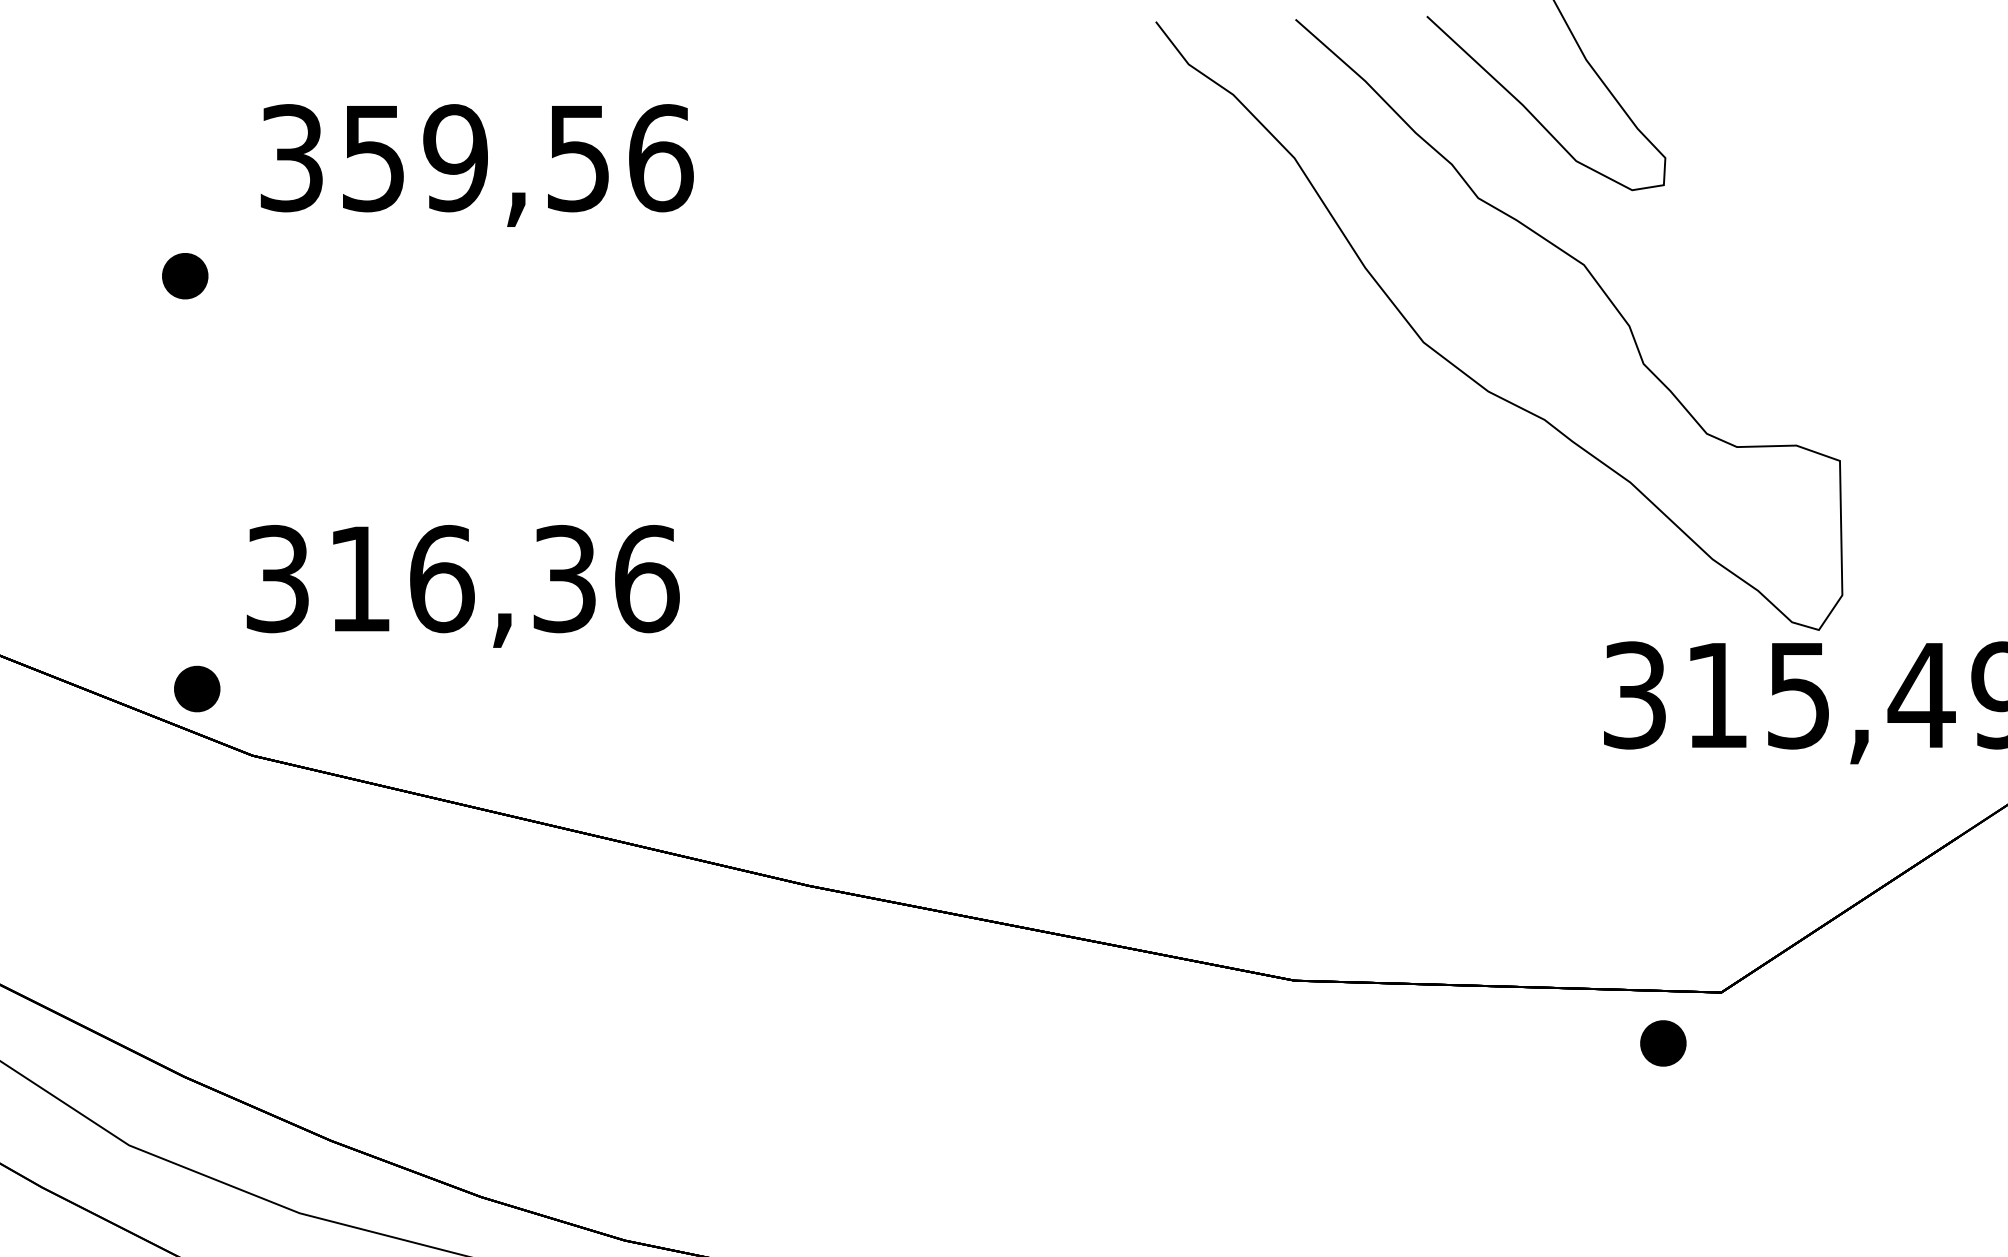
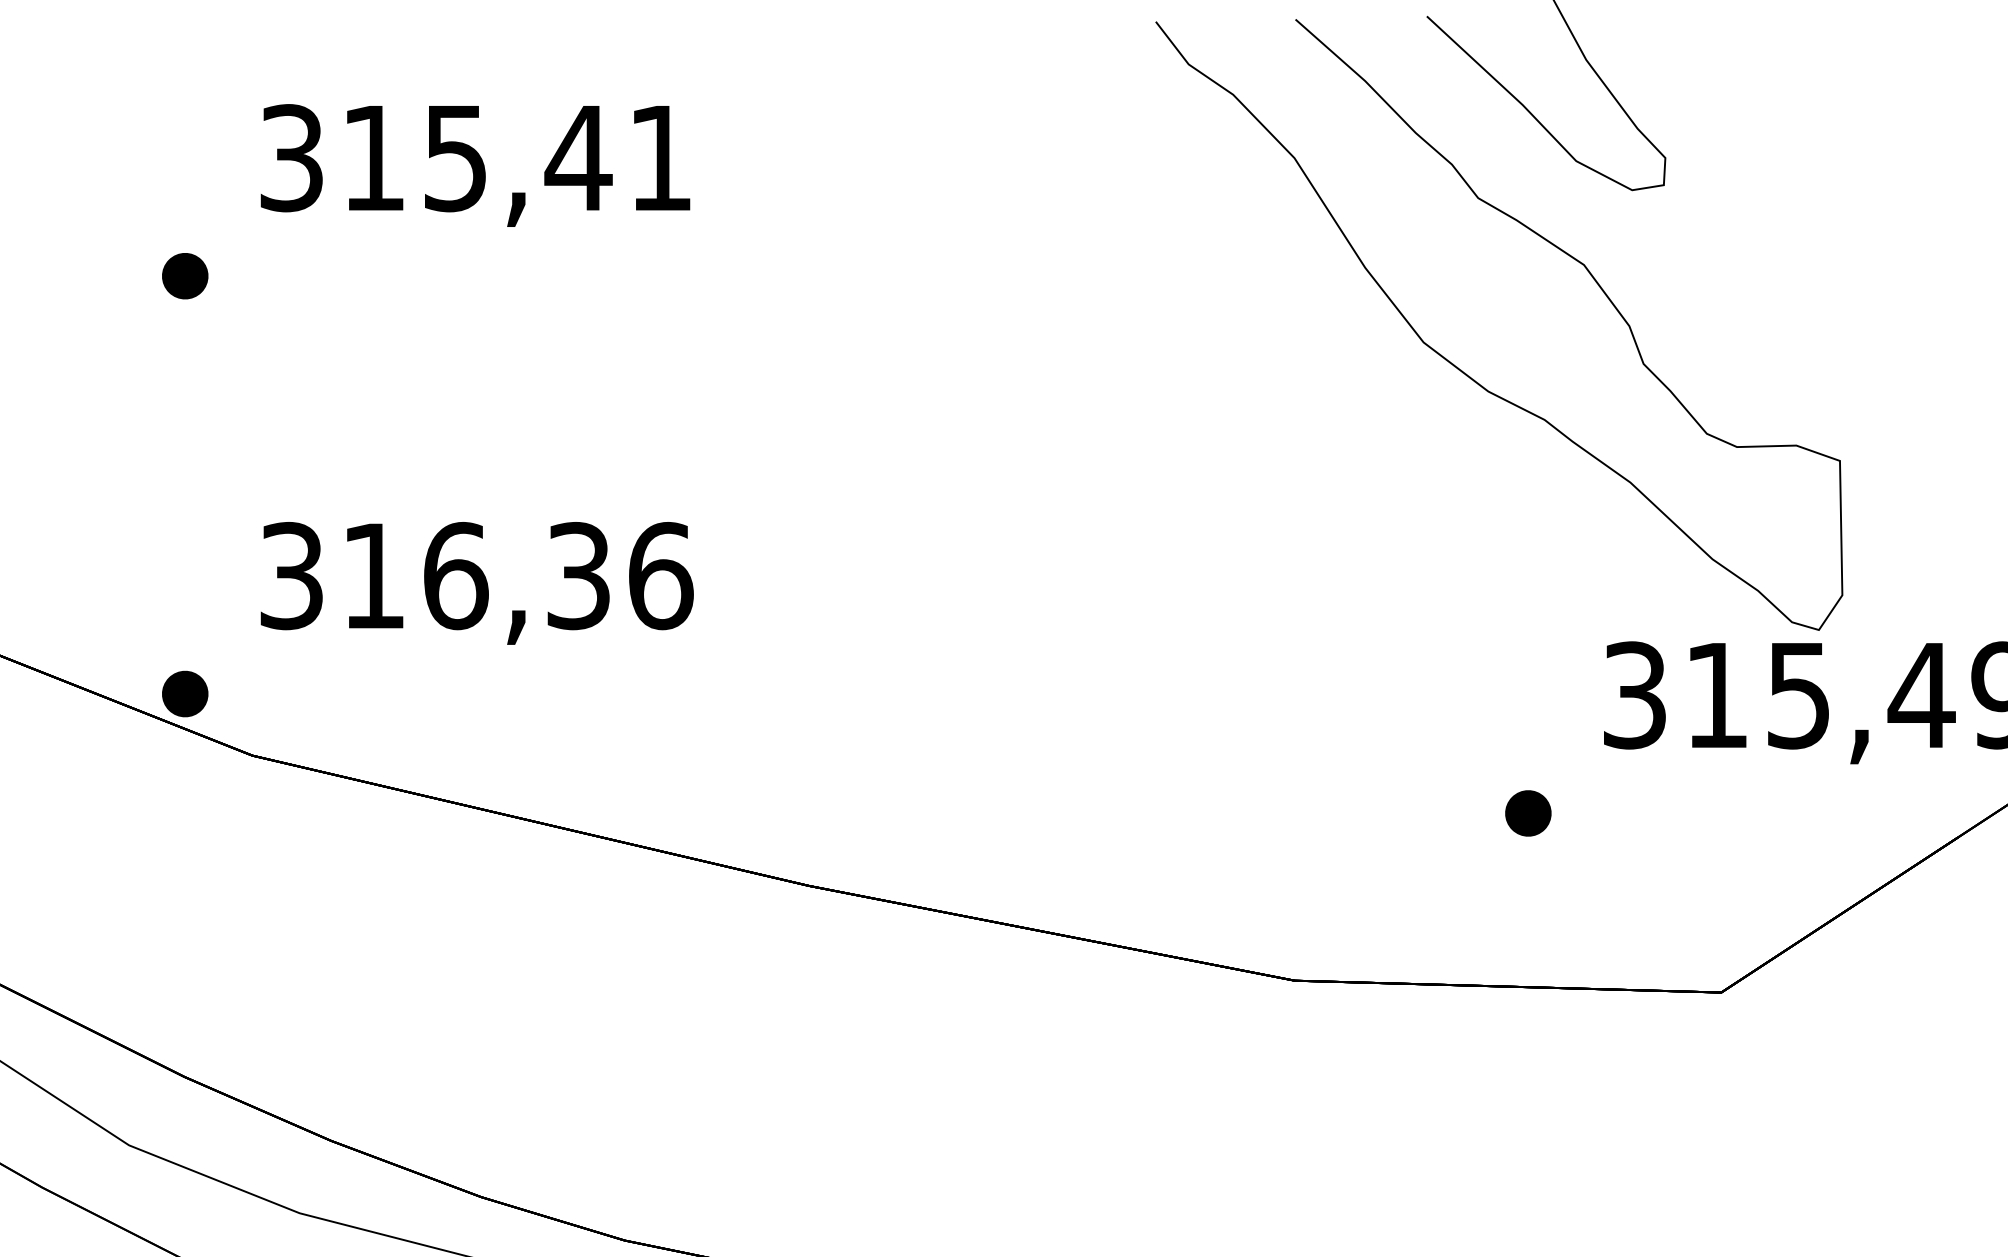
text: 359,56 -> 315,41 (518, 158)
text position: (462, 586) -> (476, 583) (476, 583)
part position: (197, 688) -> (185, 693) (185, 693)
part position: (1663, 1043) -> (1528, 813) (1528, 813)
